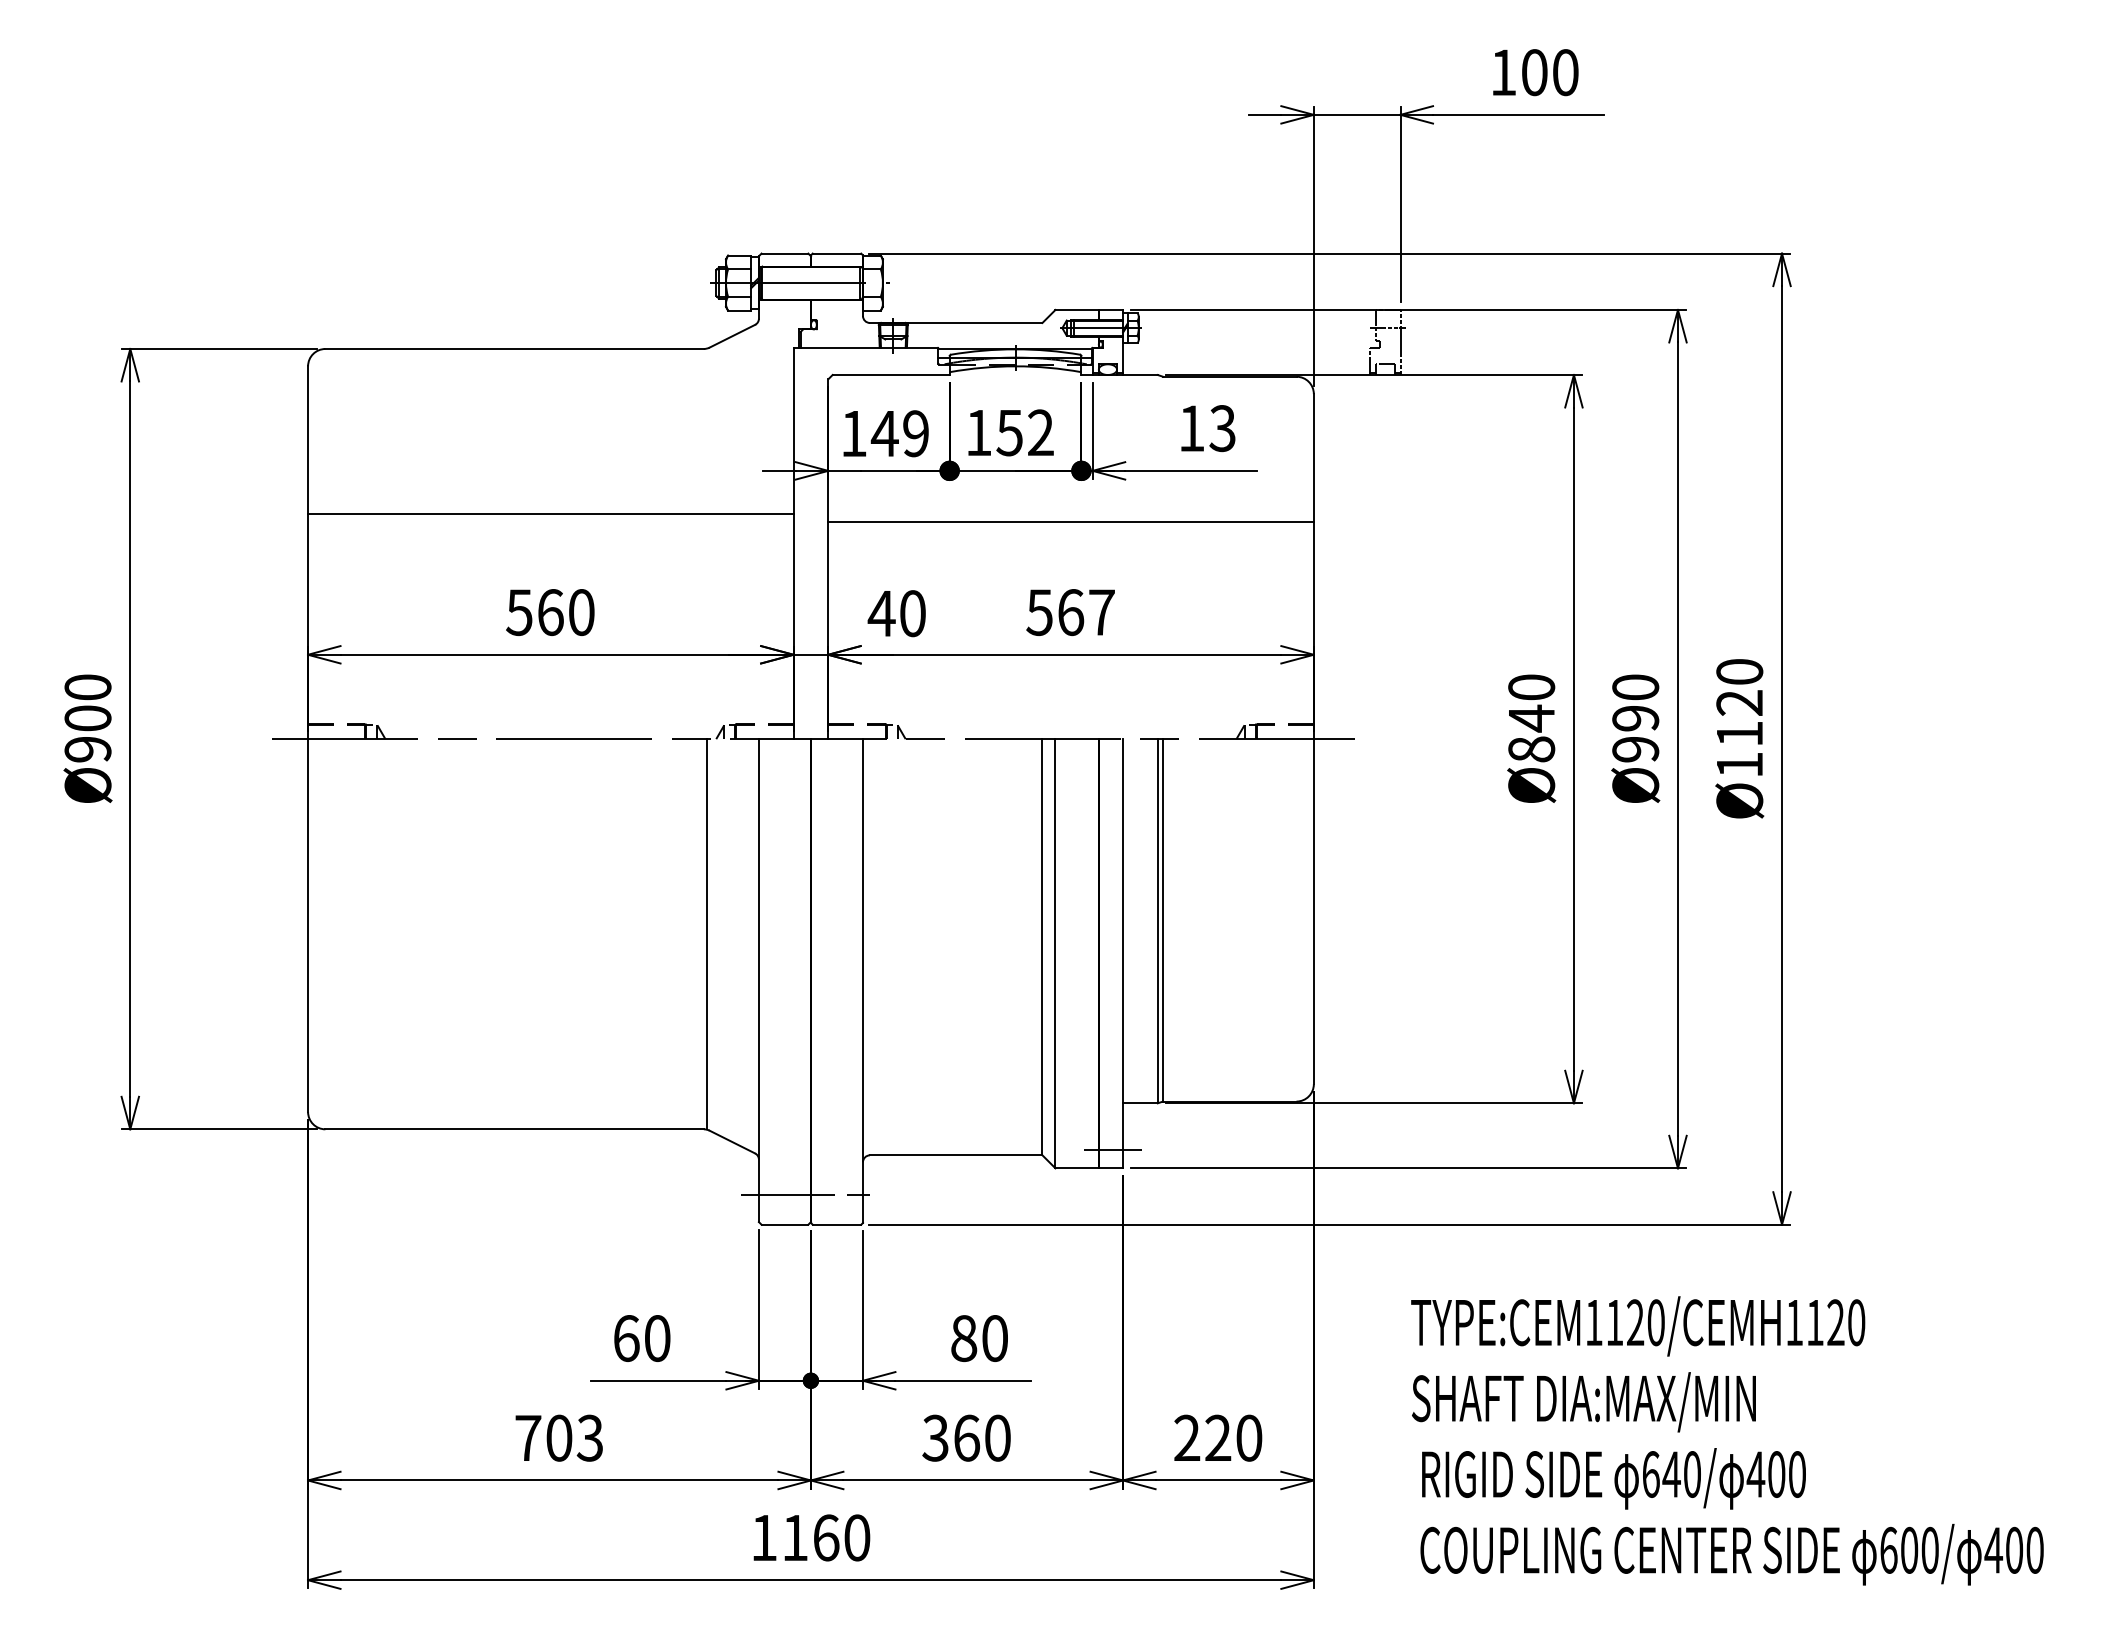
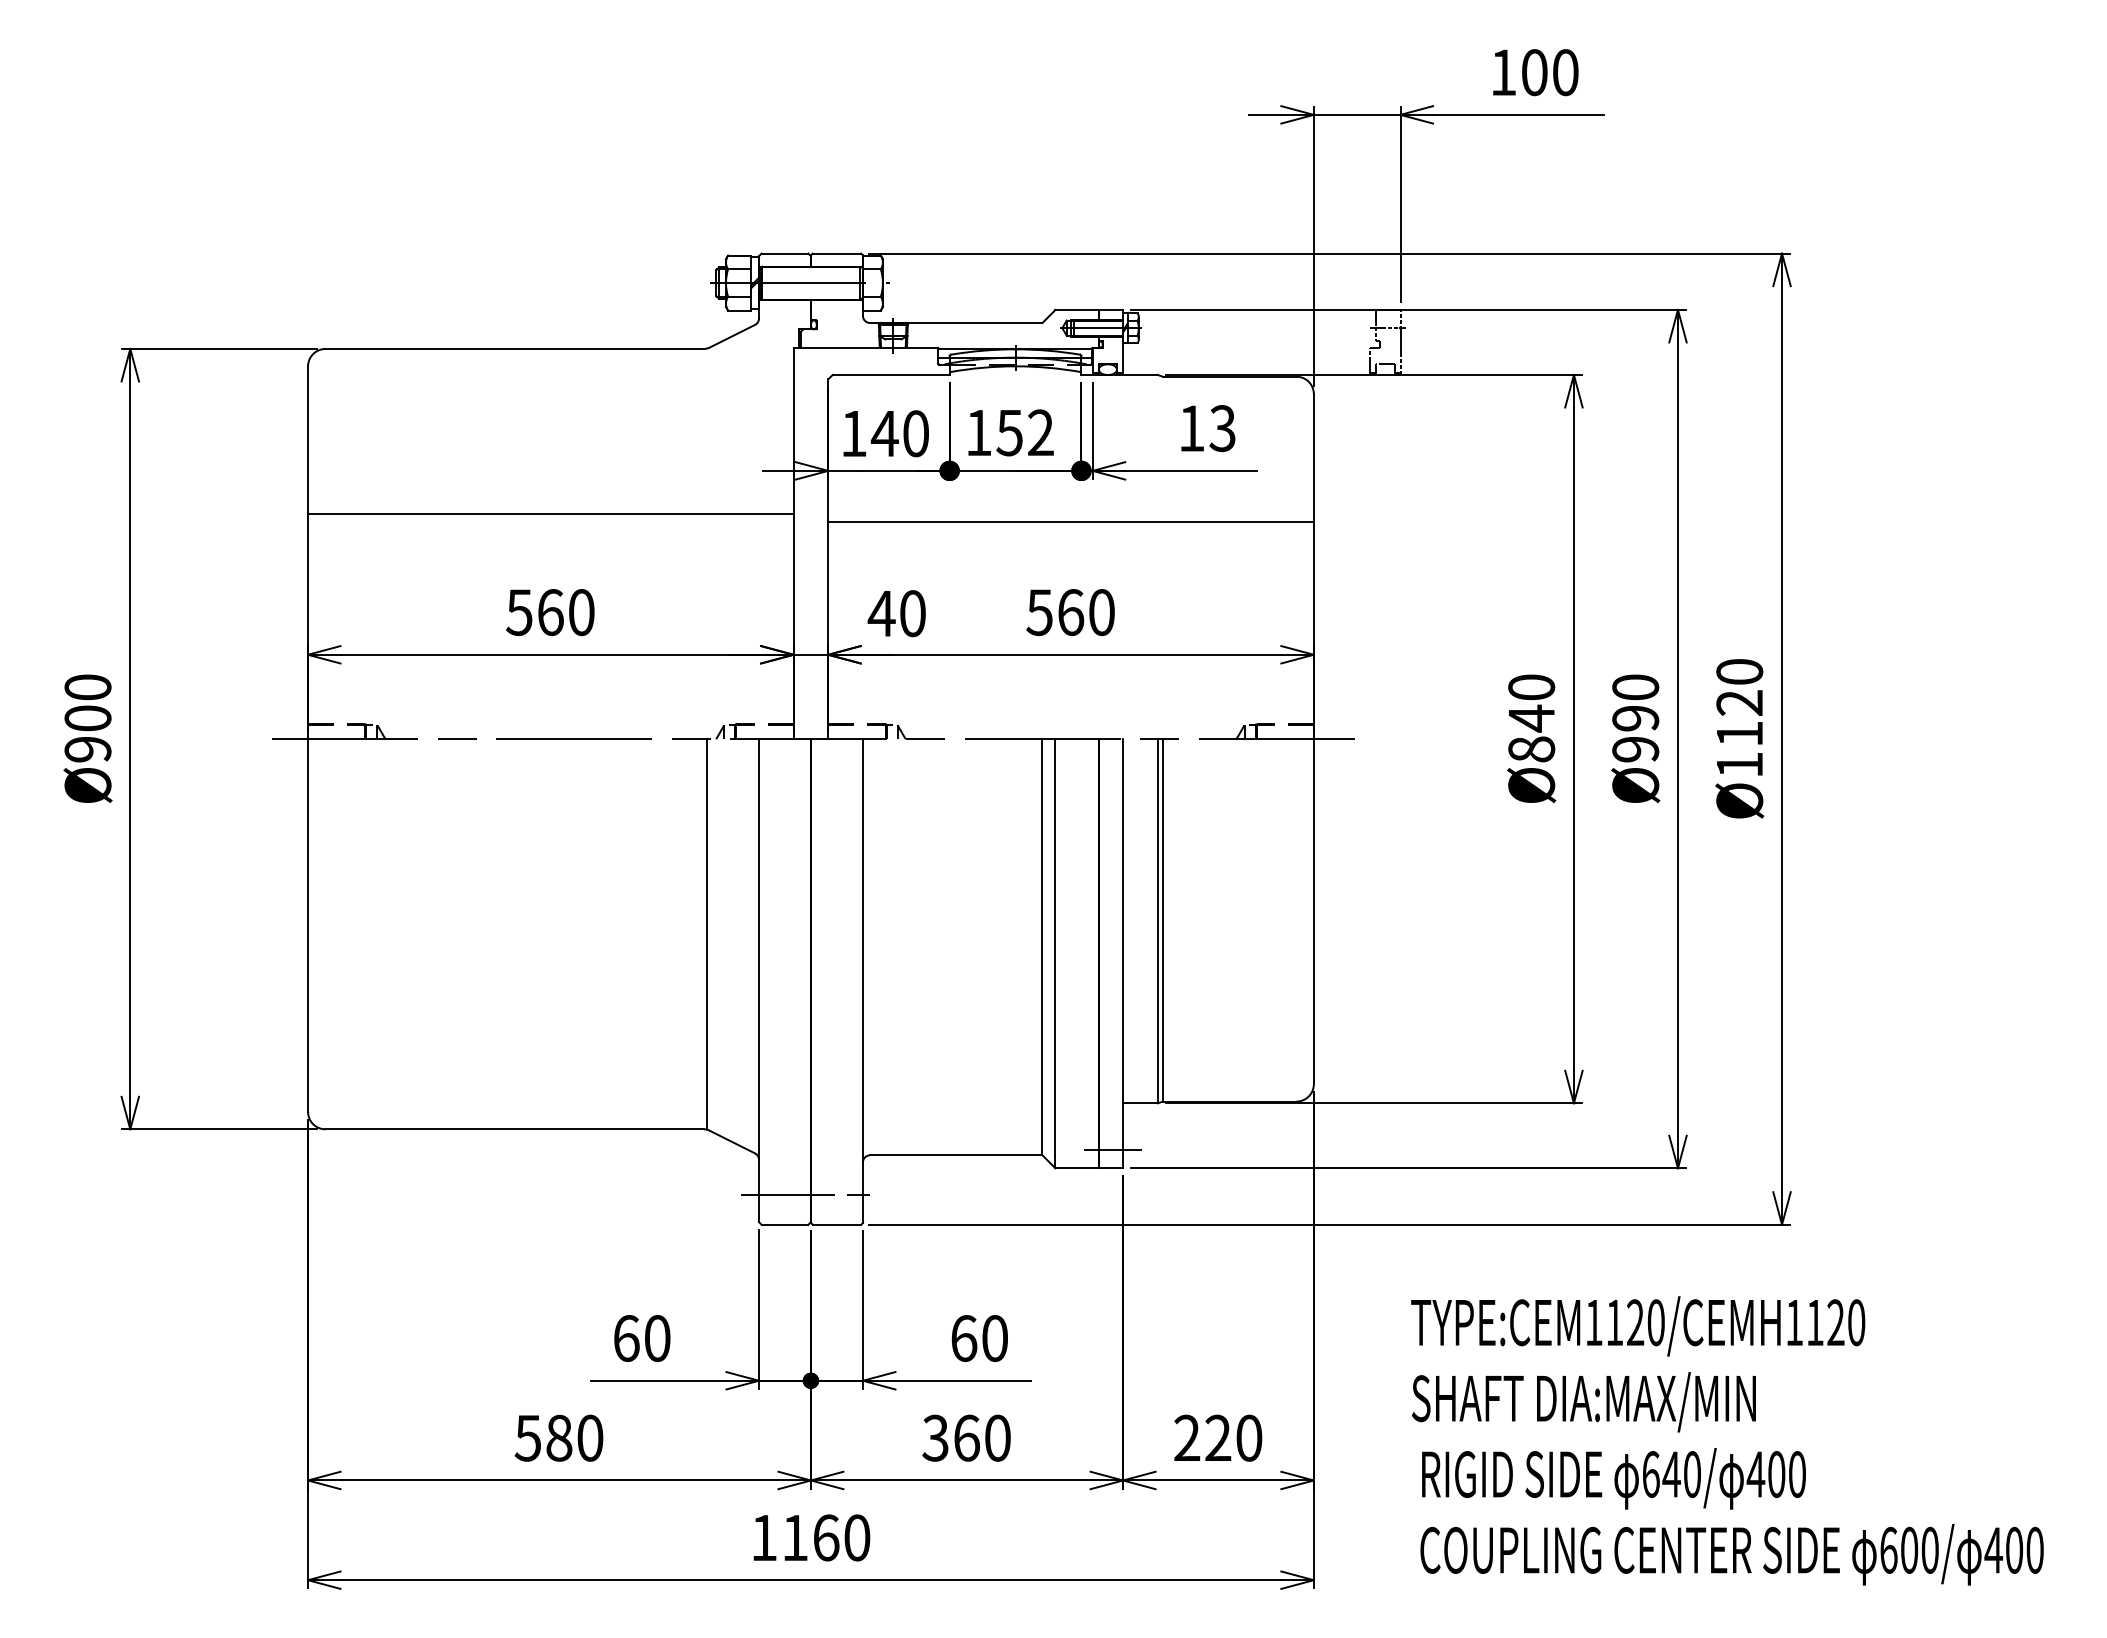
text: 149 -> 140 (915, 433)
text: 567 -> 560 (1101, 612)
text: 80 -> 60 (964, 1338)
text: 703 -> 580 (558, 1437)
